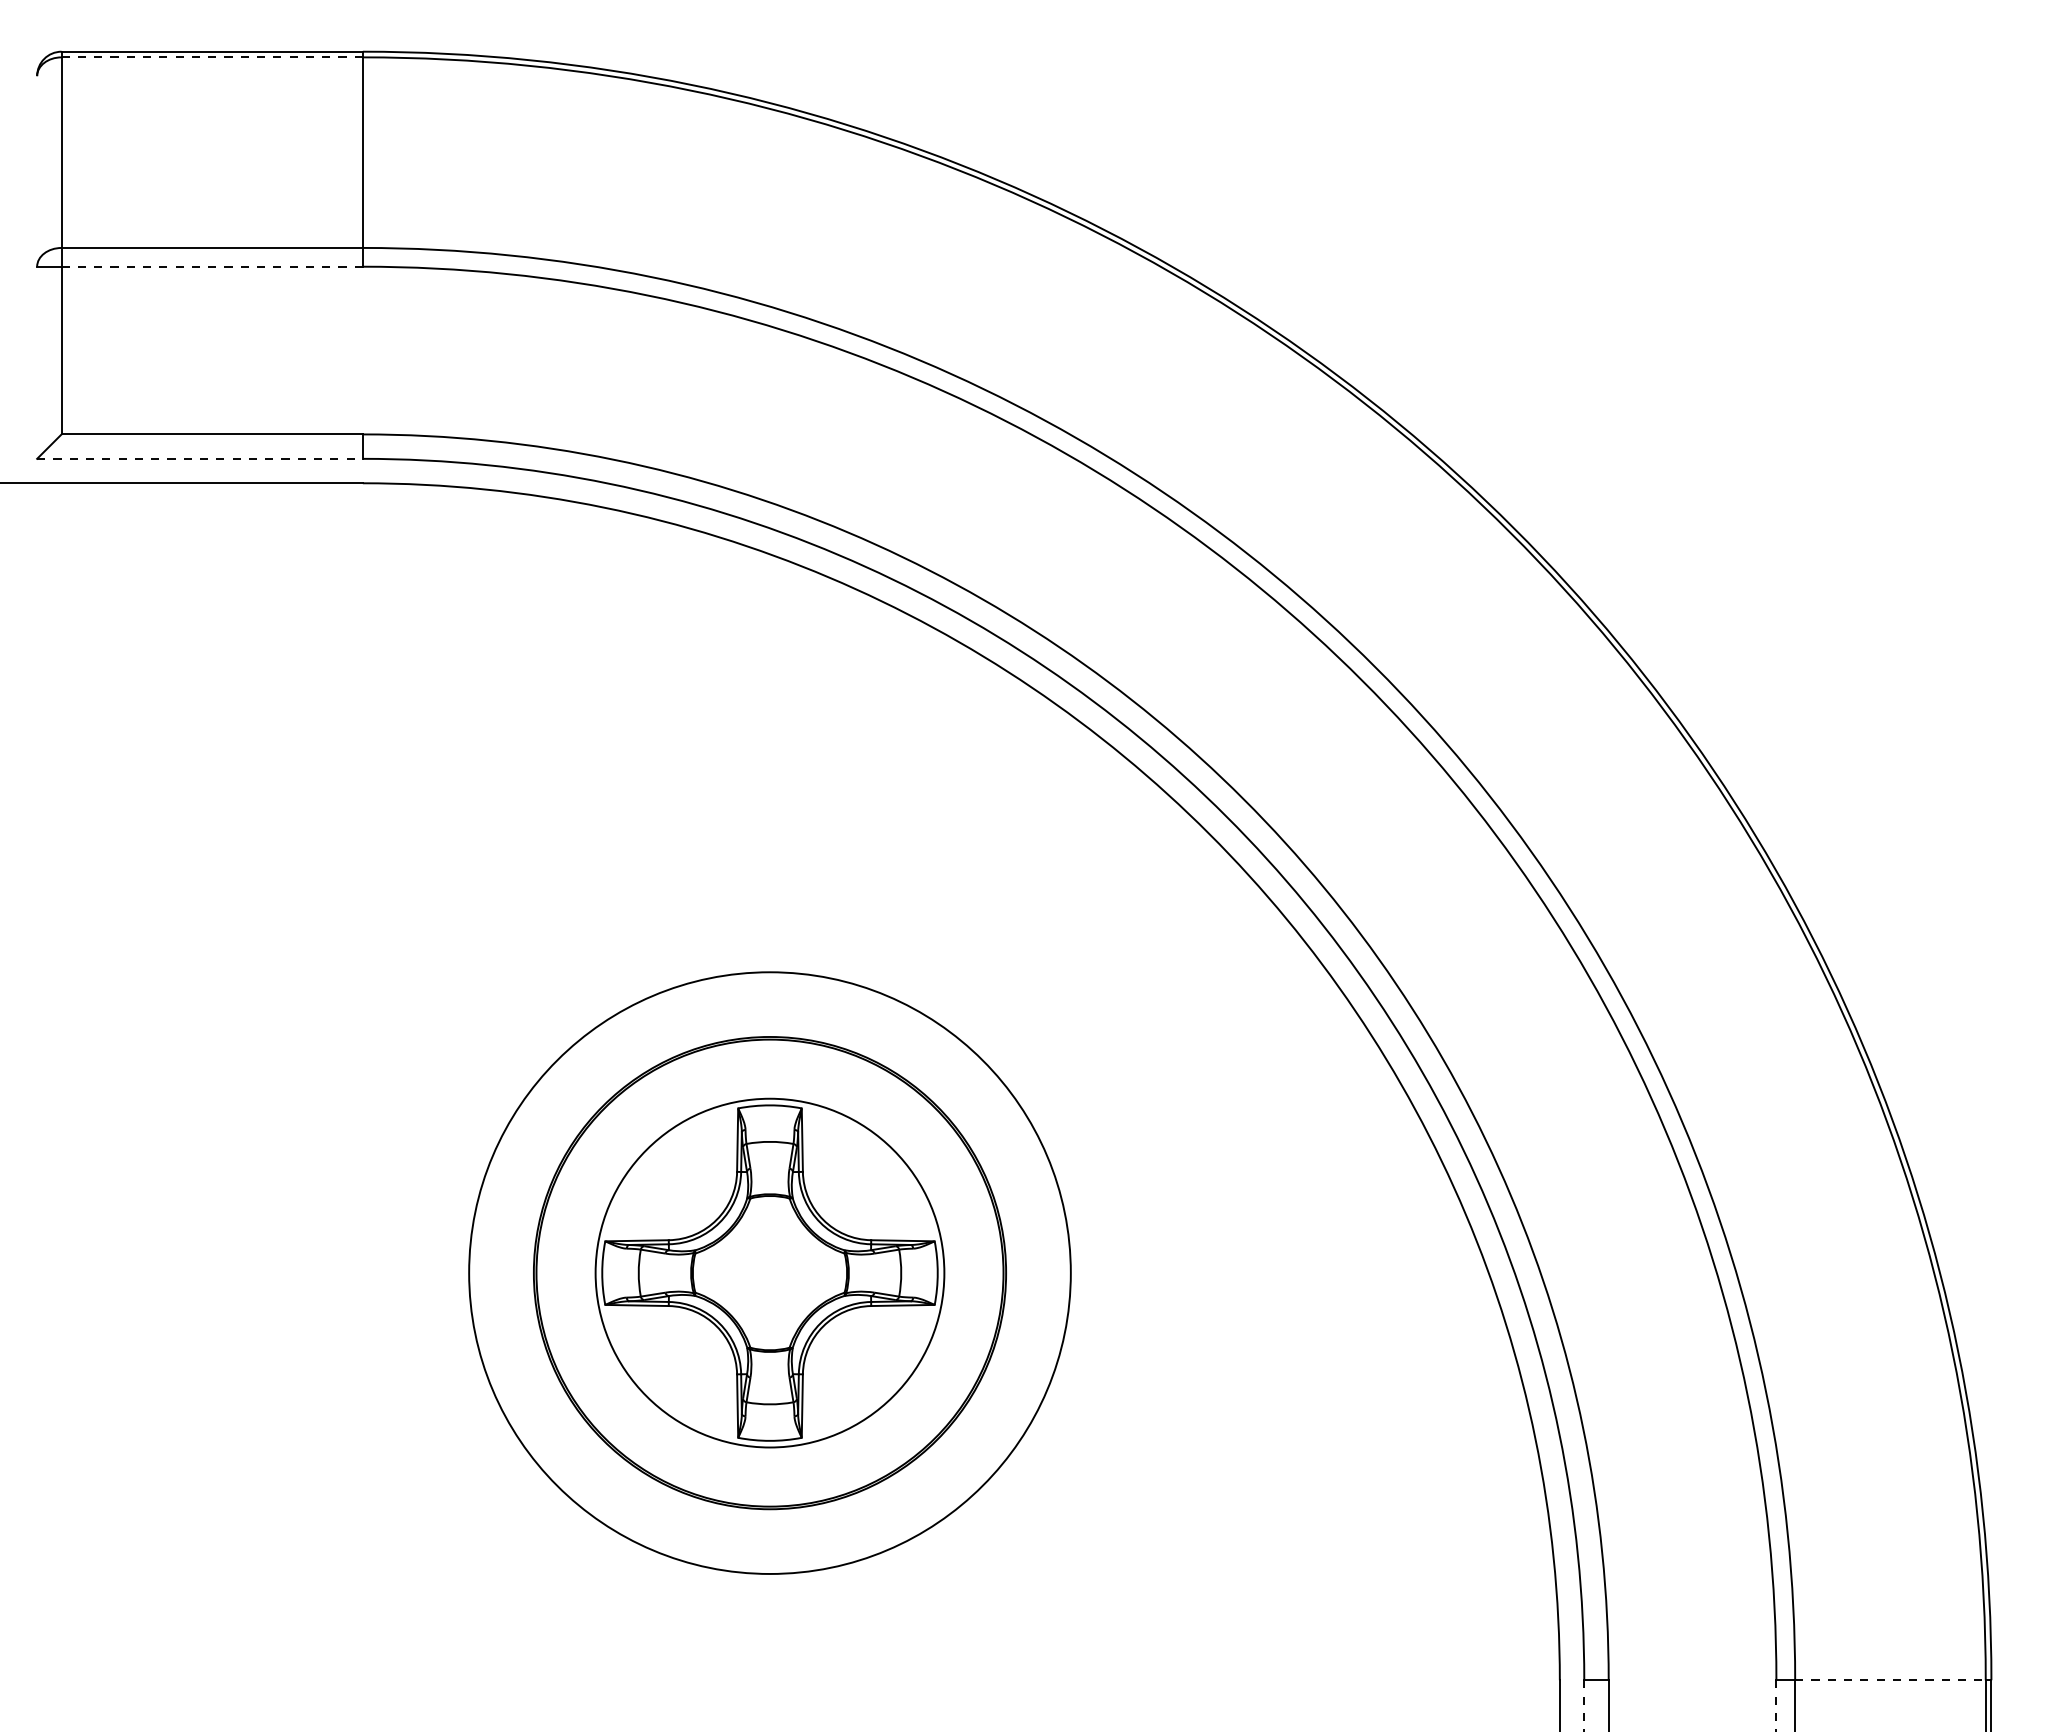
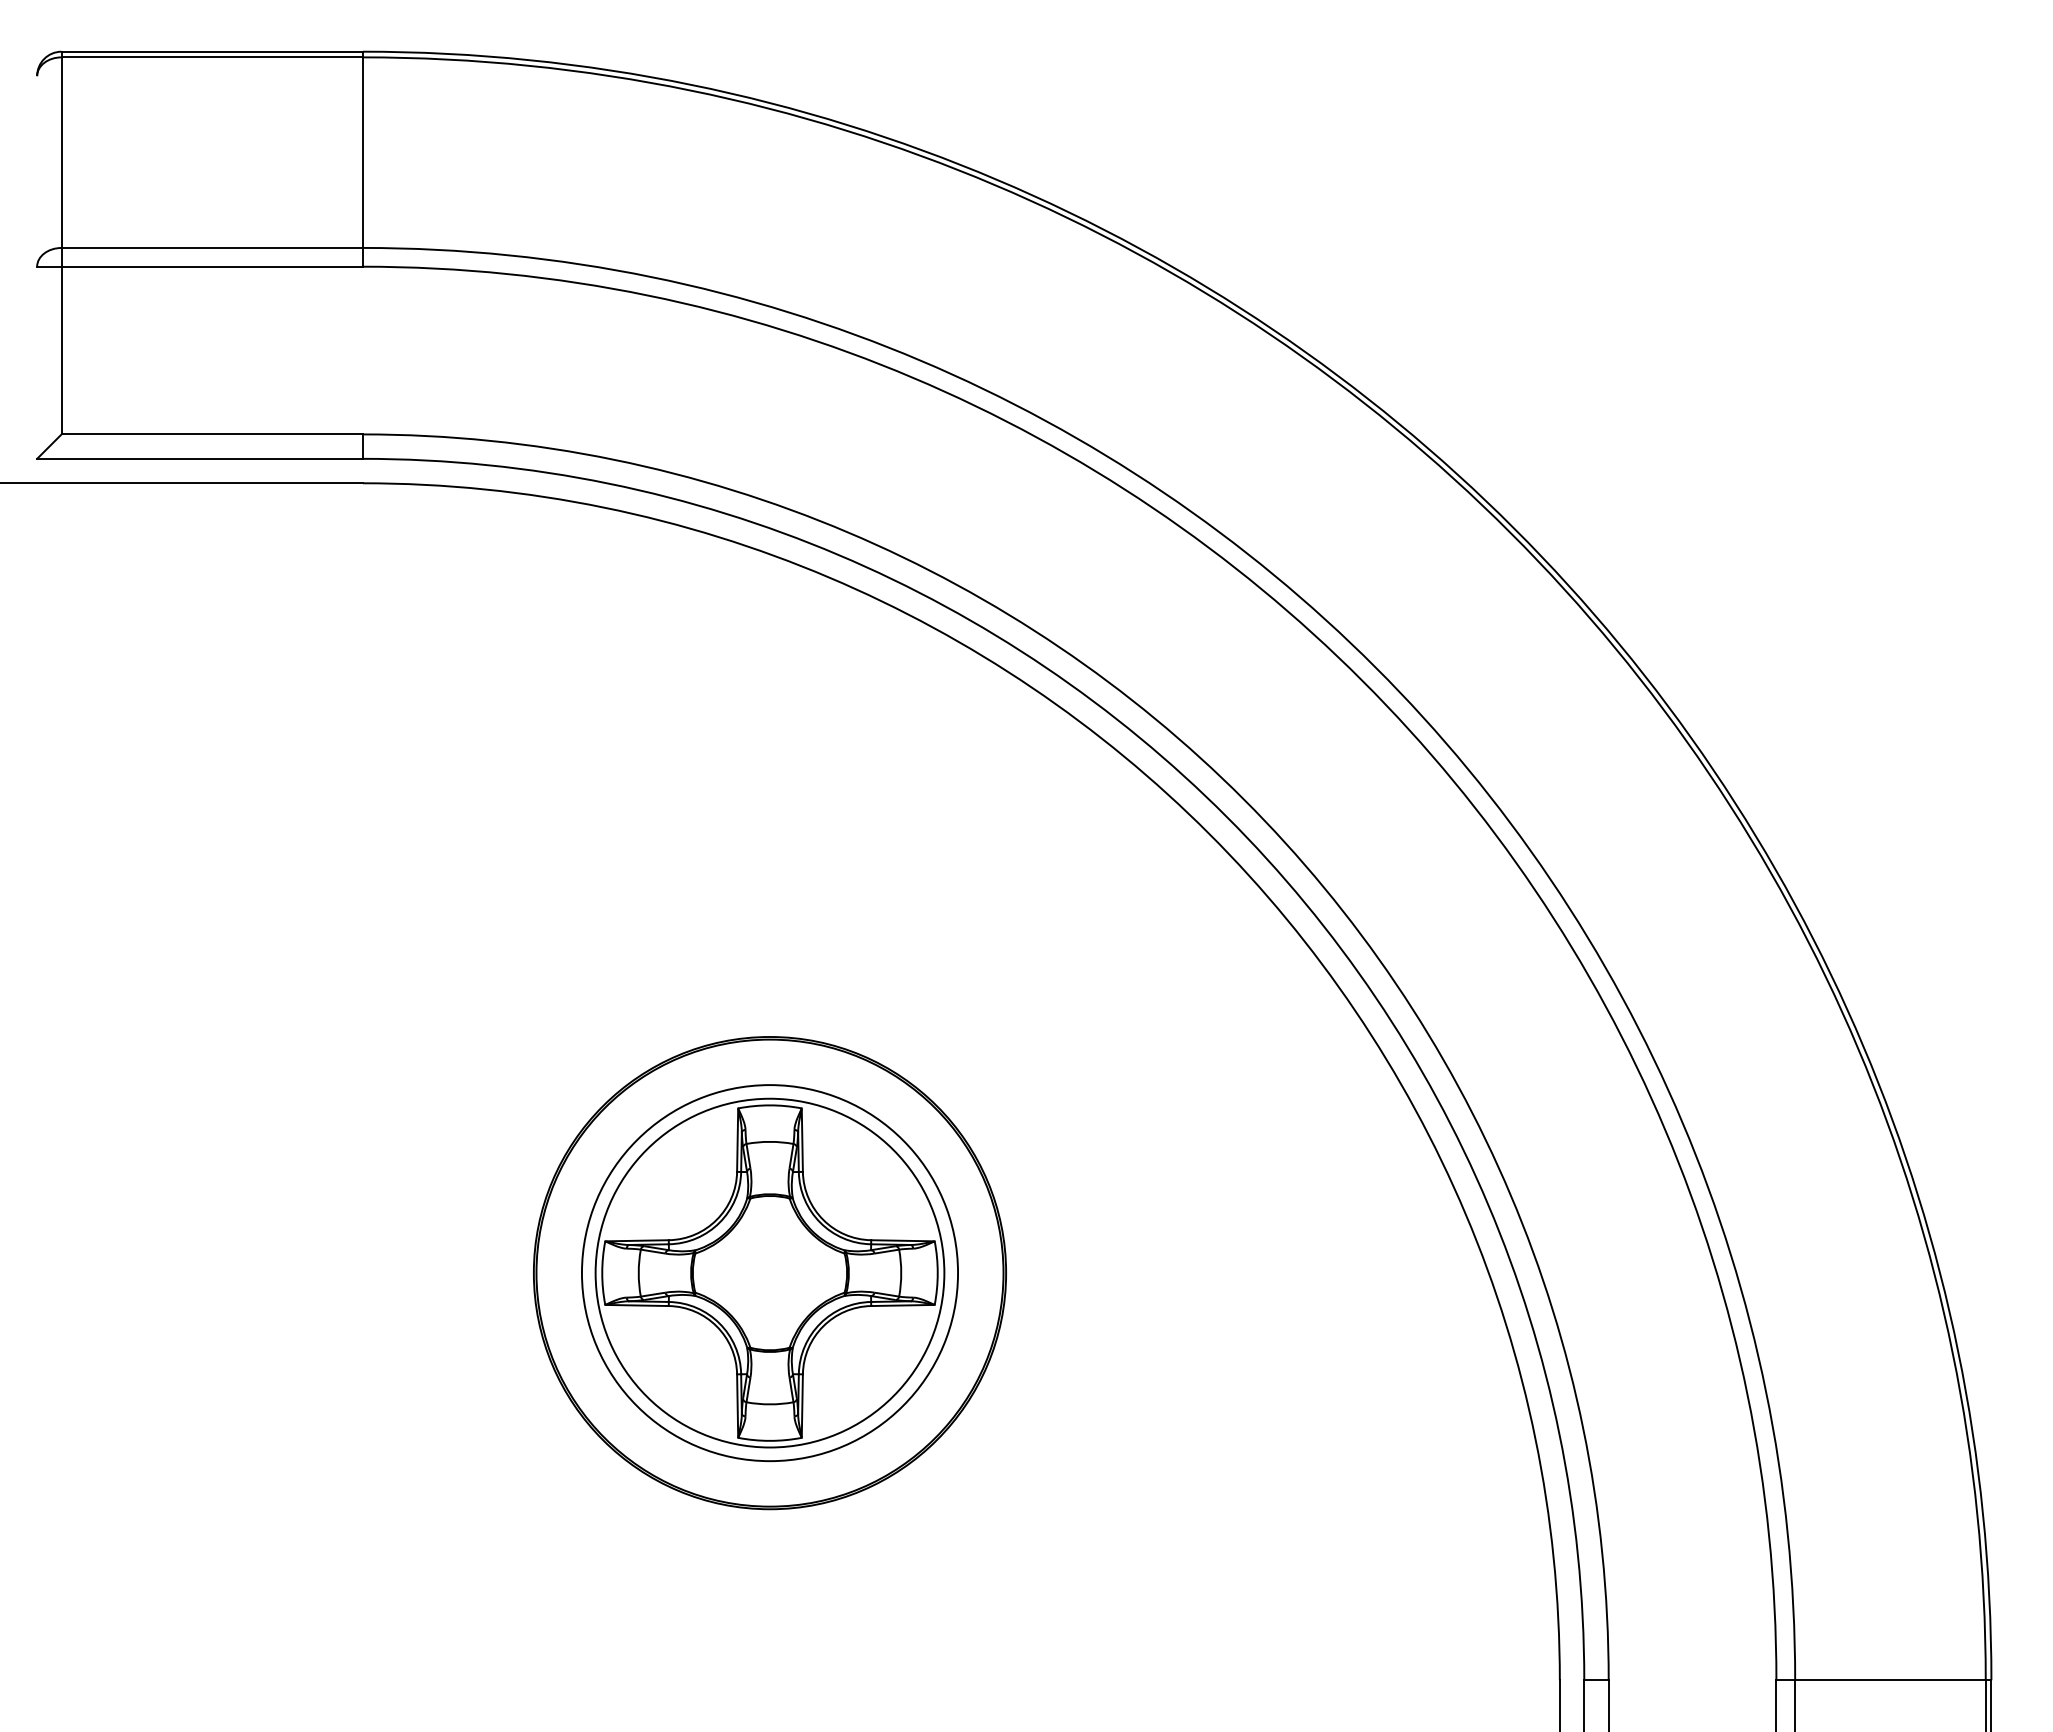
line: dashed -> solid (212, 57)
line: dashed -> solid (212, 266)
line: dashed -> solid (200, 458)
circle diameter: 602 px -> 376 px (769, 1273)
line: dashed -> solid (1890, 1680)
line: dashed -> solid (1584, 1706)
line: dashed -> solid (1776, 1706)
